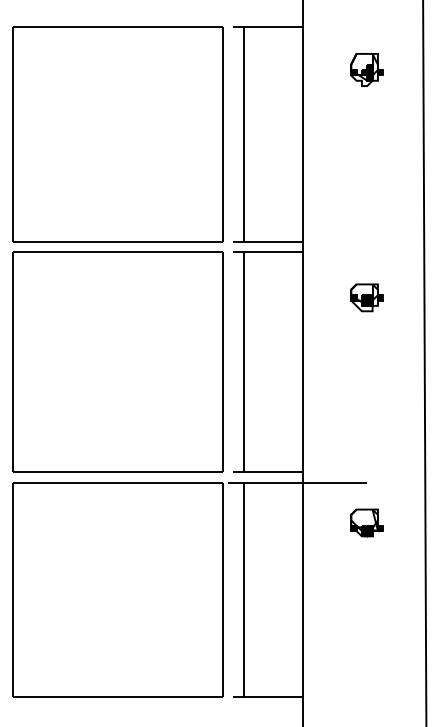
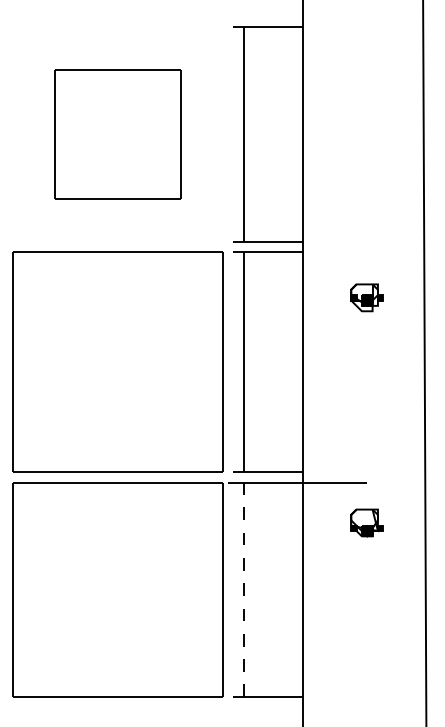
part: present -> none (366, 69)
part size: 212x217 px -> 128x131 px (117, 134)
line: solid -> dashed (243, 589)
